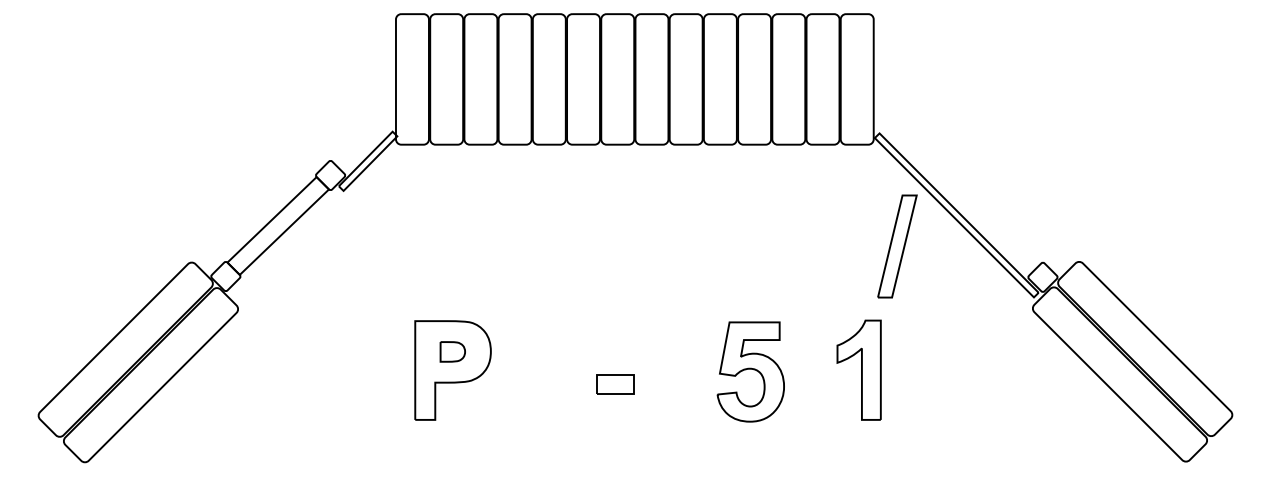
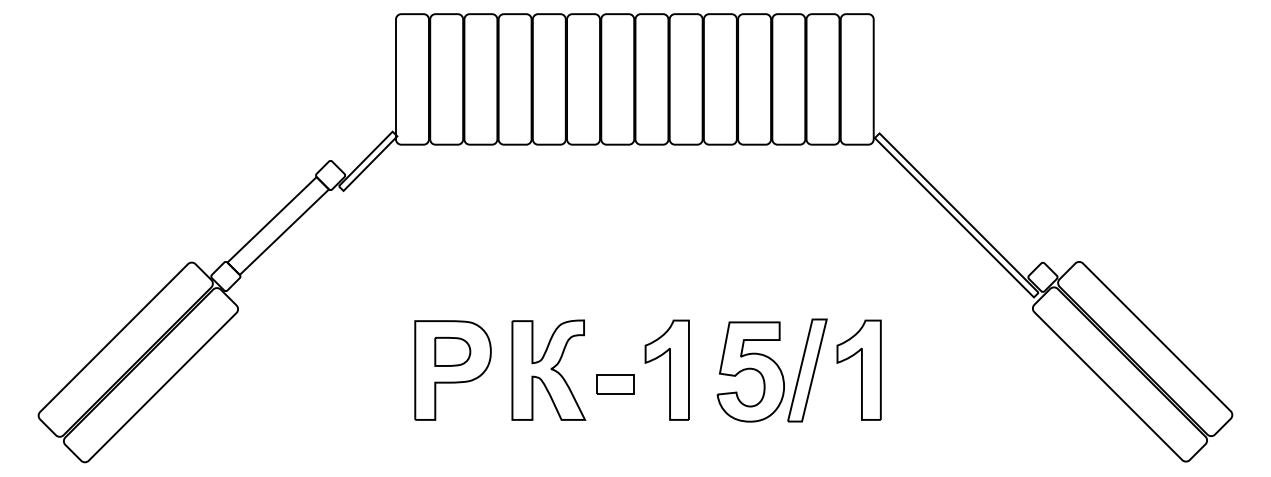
part position: (897, 246) -> (807, 370) (807, 370)
part size: 27x22 px -> 38x30 px (452, 351)
part: none -> present (548, 369)
part: none -> present (666, 369)
